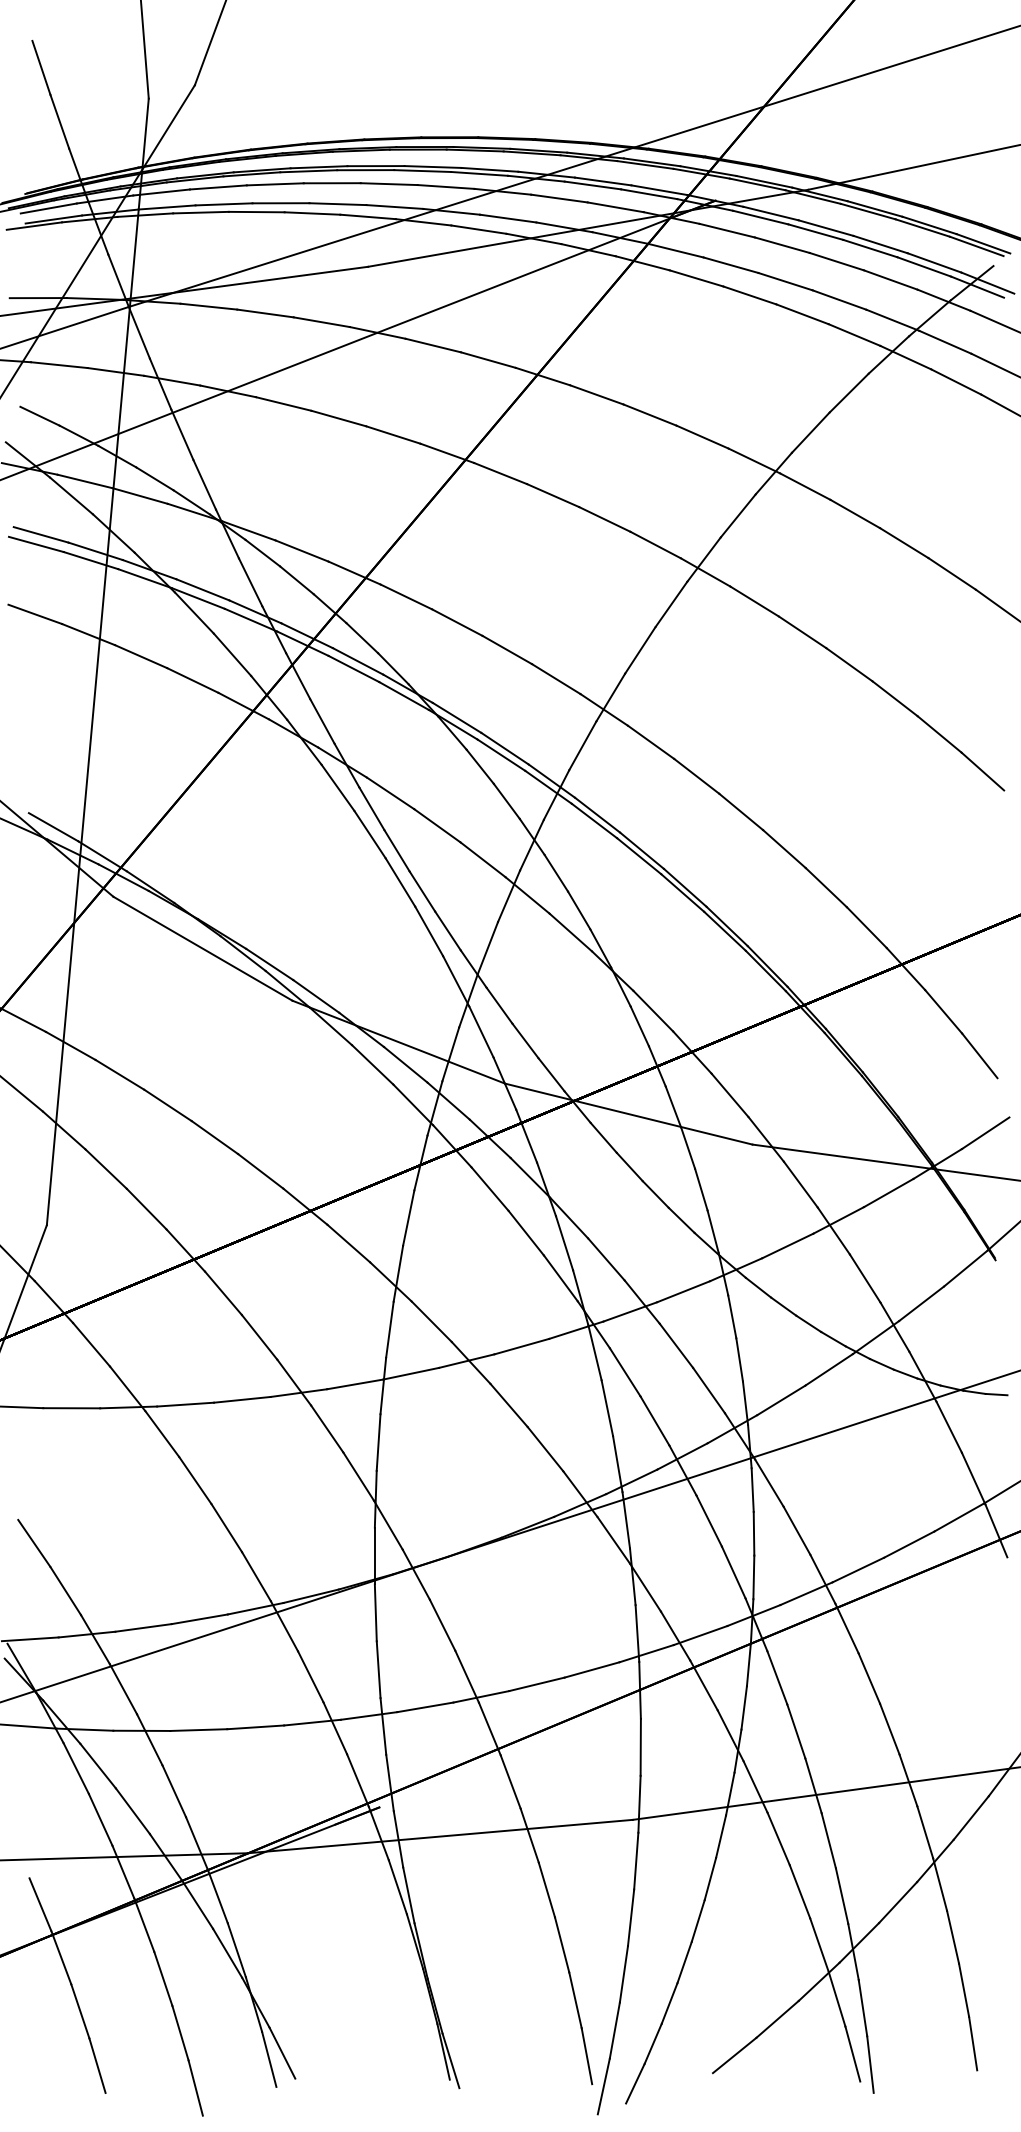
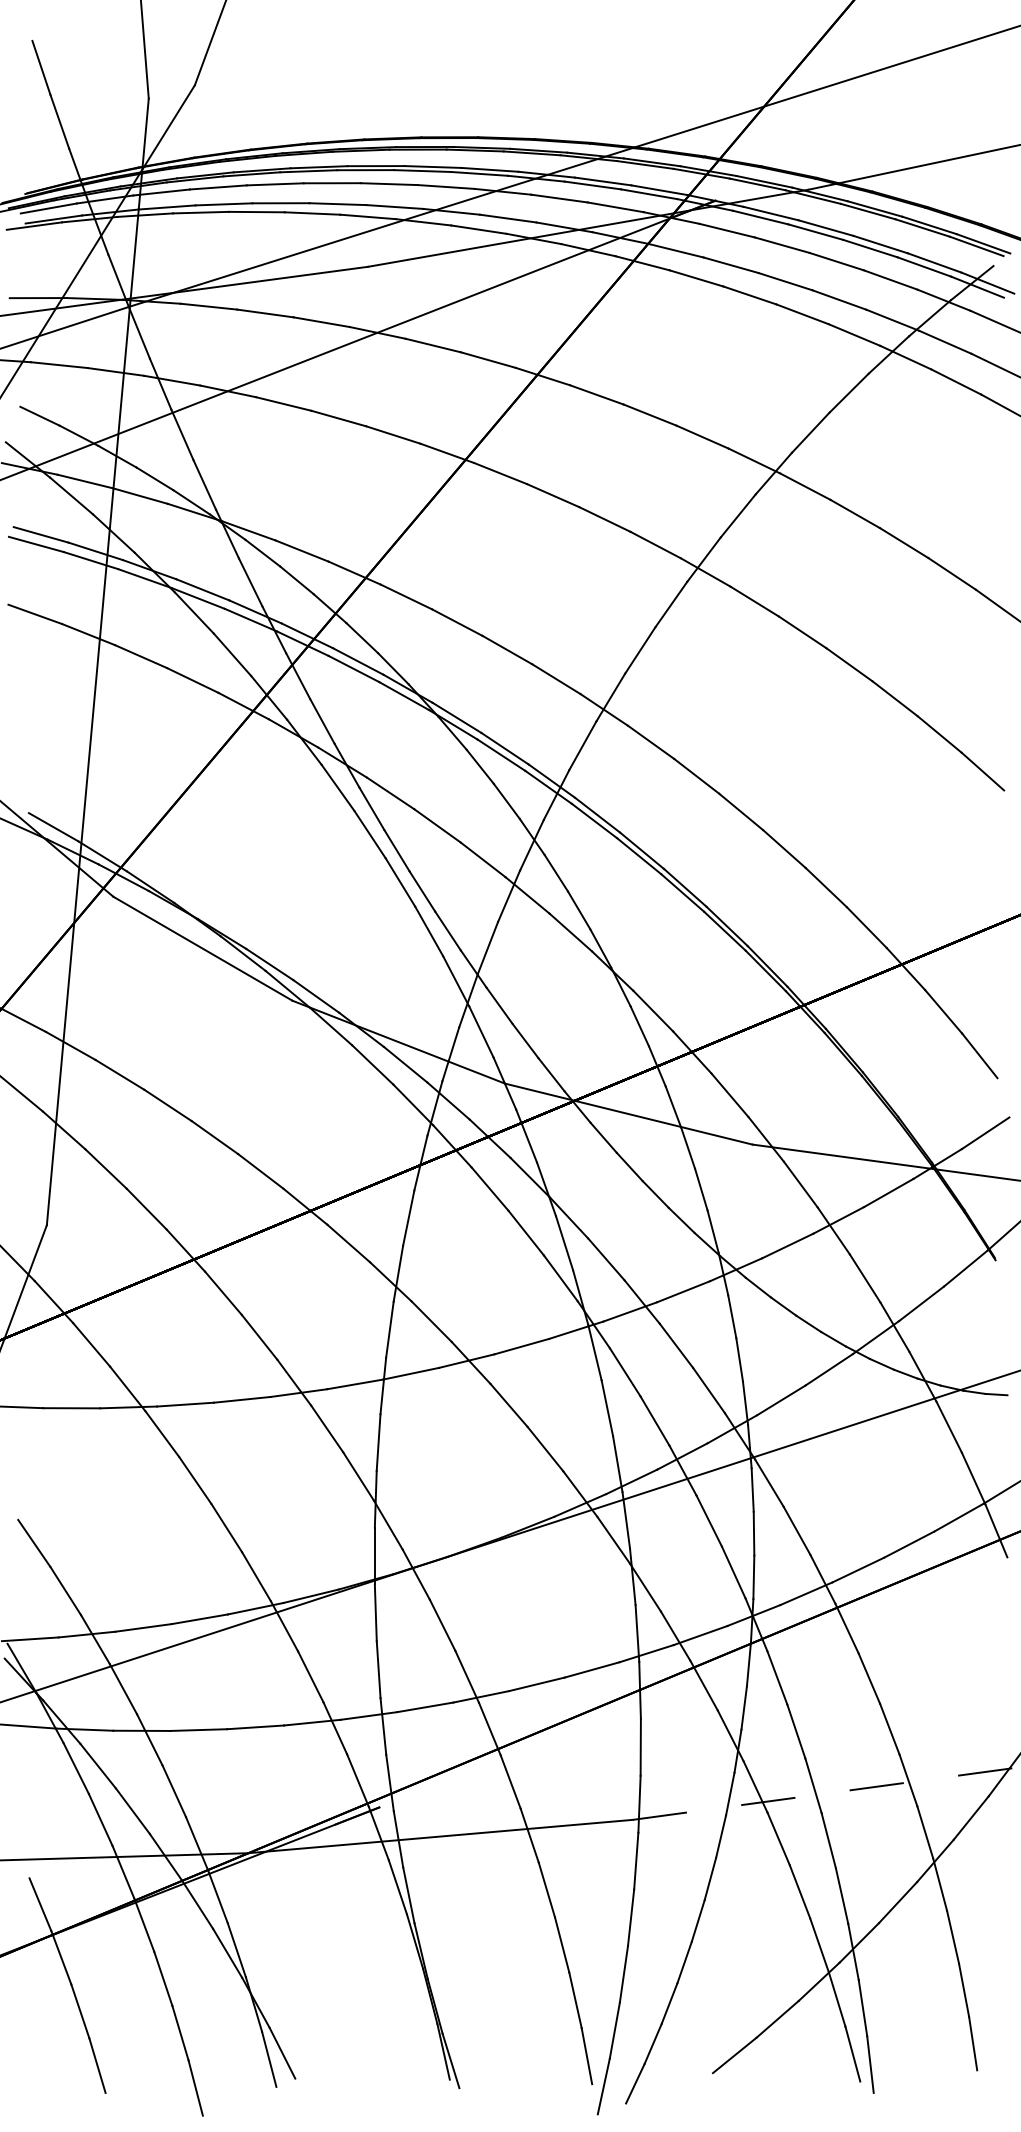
line: solid -> dashed (826, 1793)
